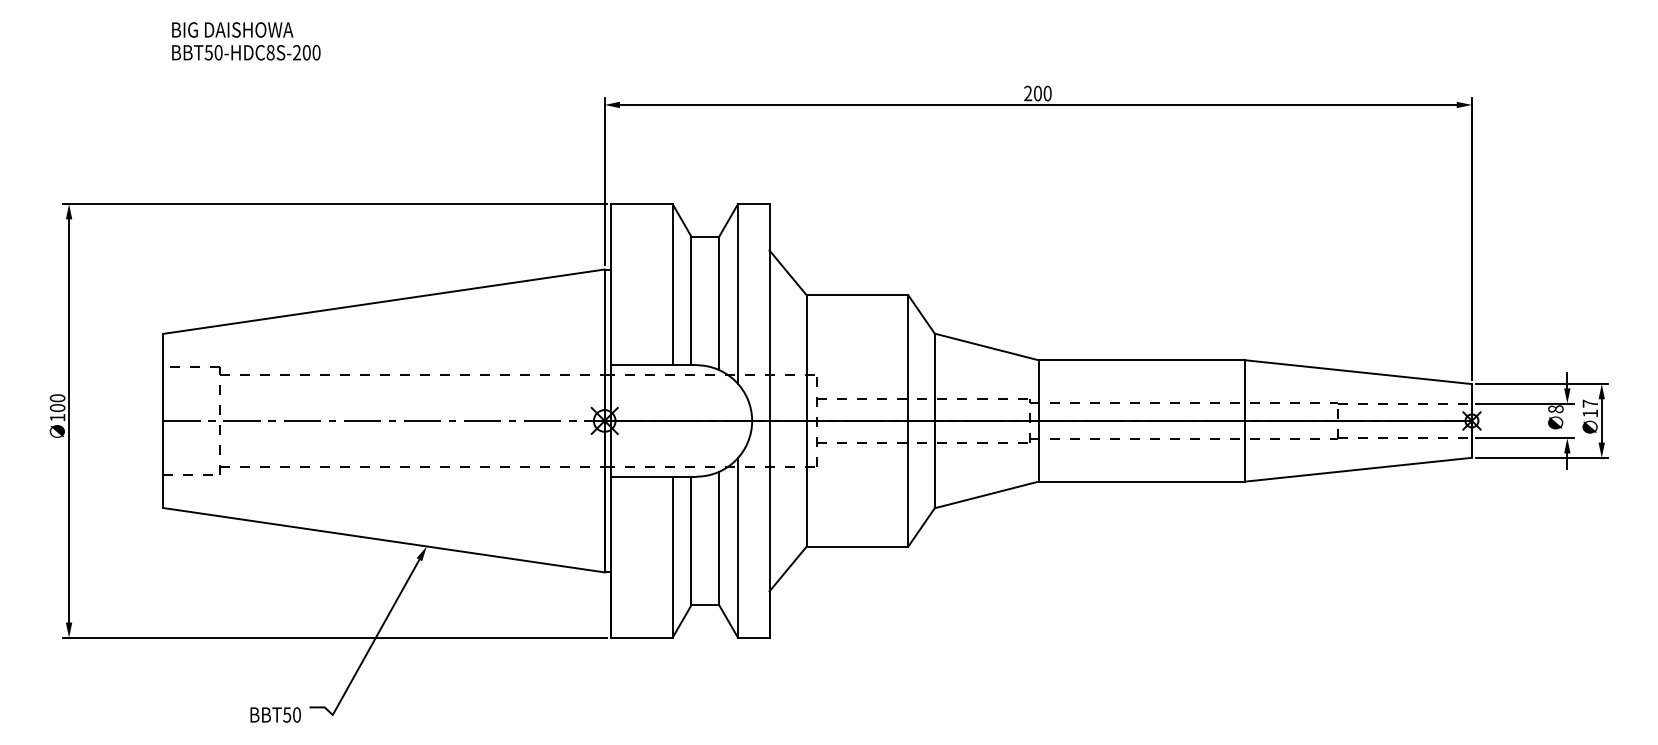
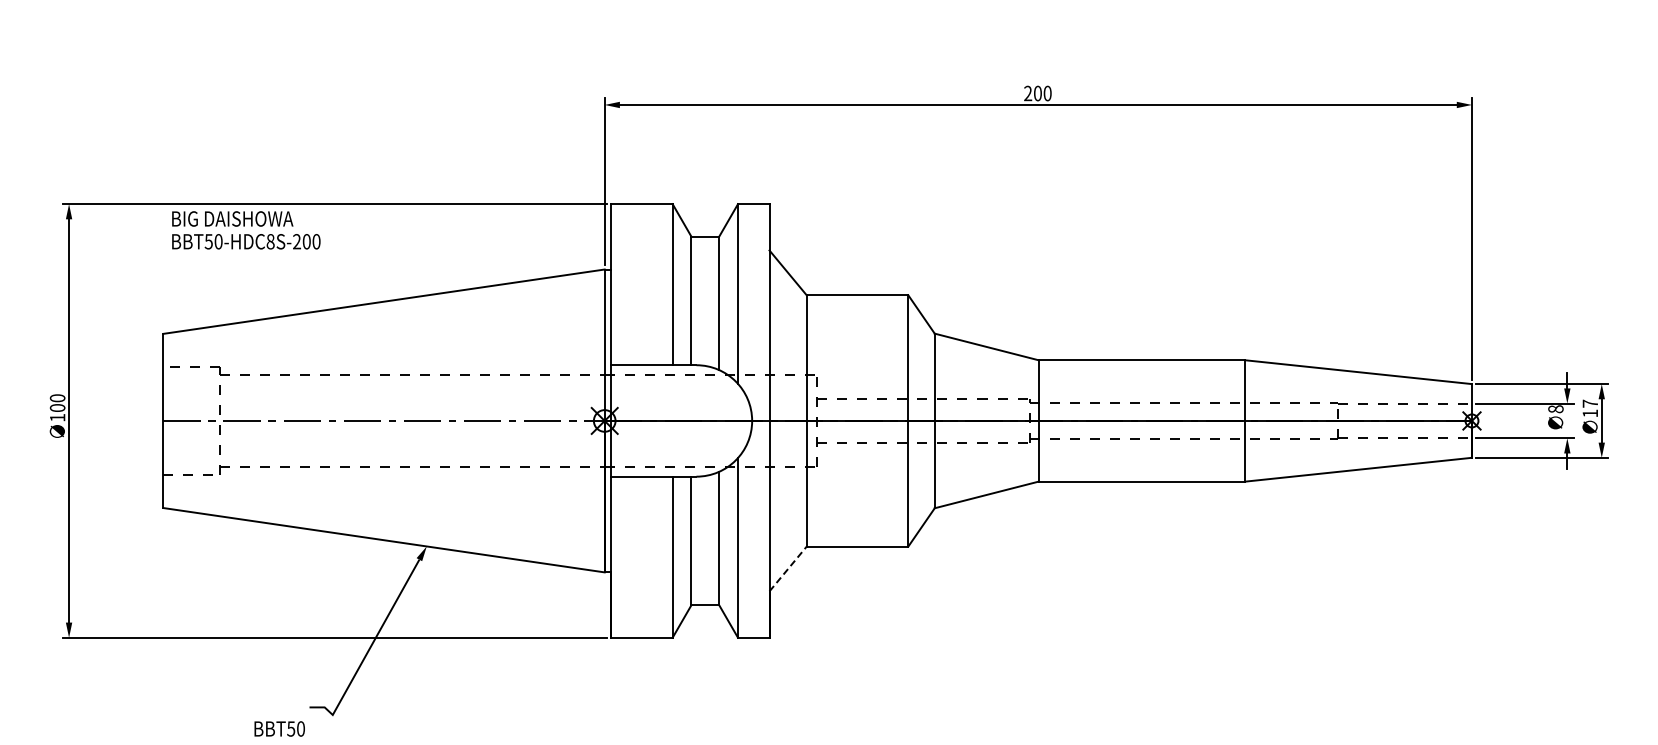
text position: (246, 41) -> (246, 230) (246, 230)
line: solid -> dashed (788, 568)
text position: (275, 714) -> (279, 728) (279, 728)
